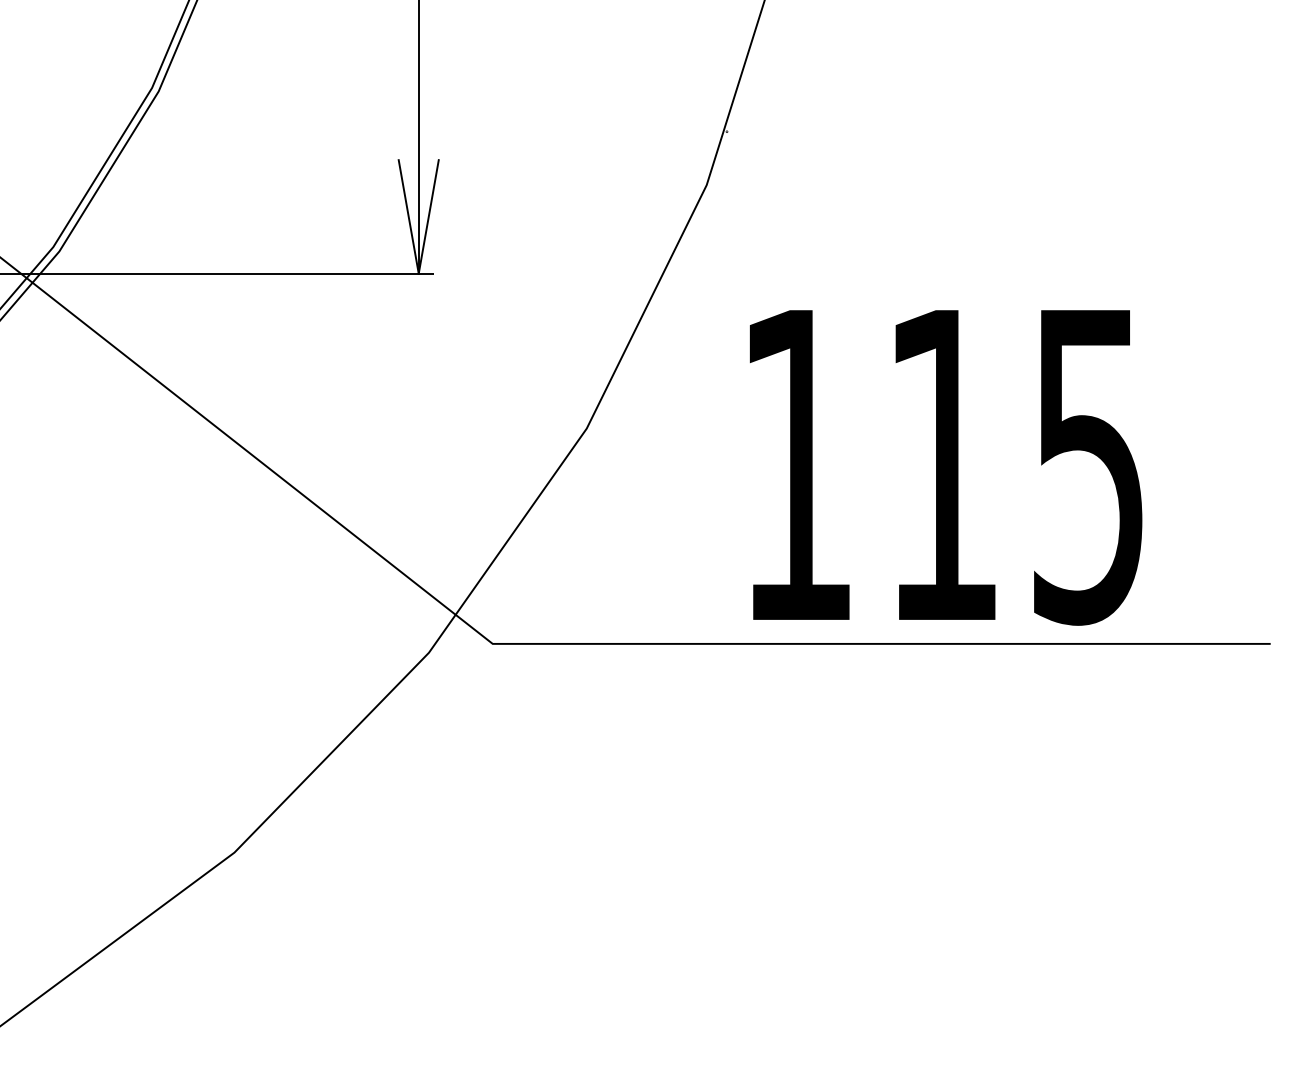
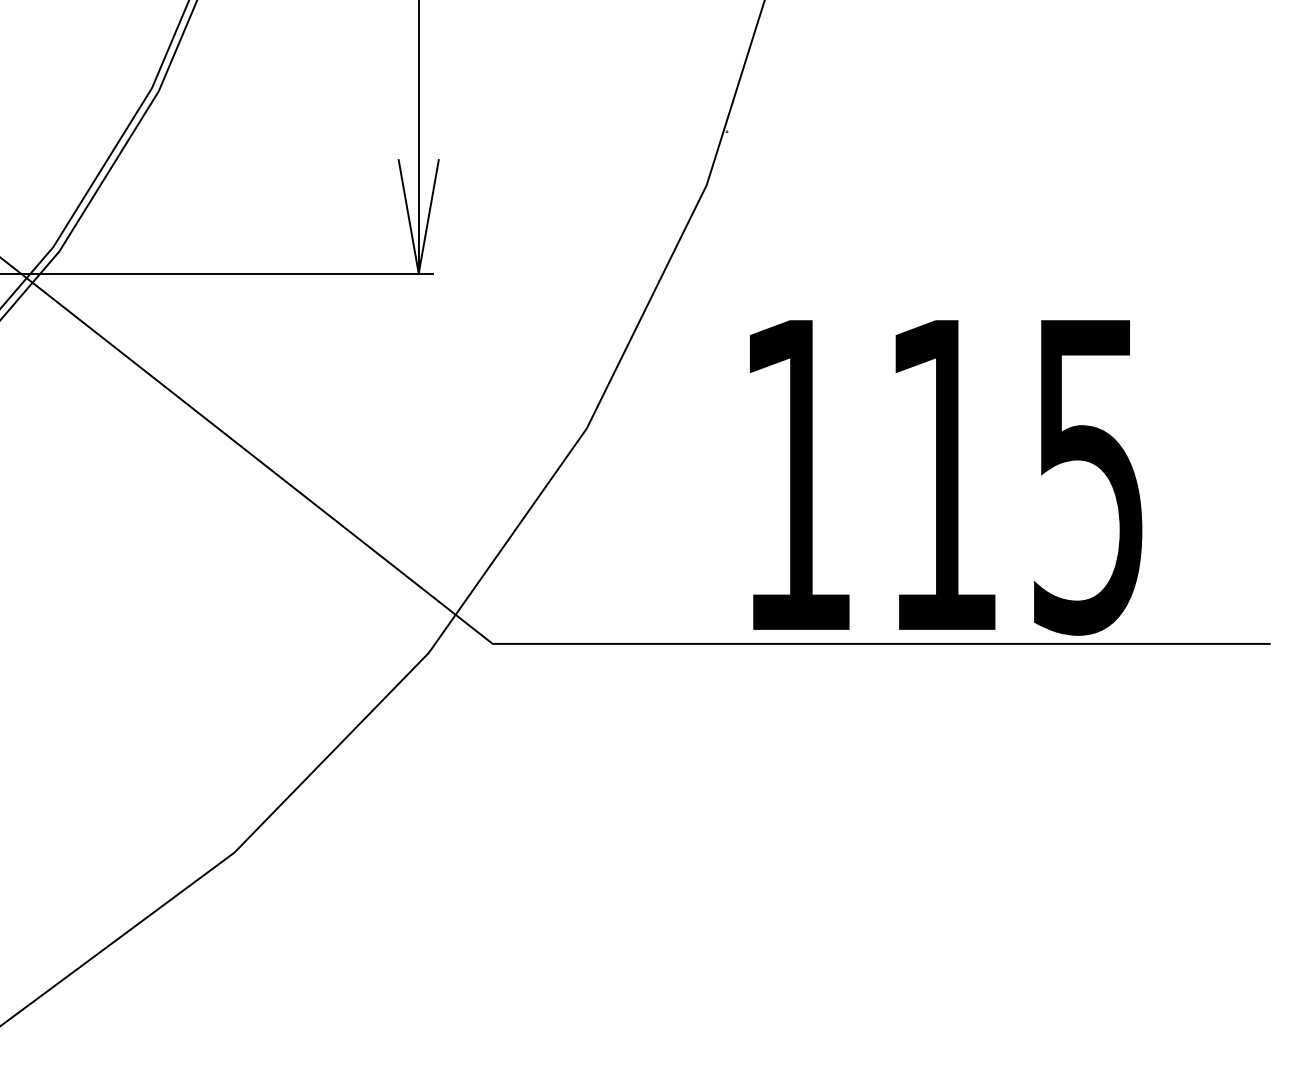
text position: (946, 467) -> (946, 477) (946, 477)
